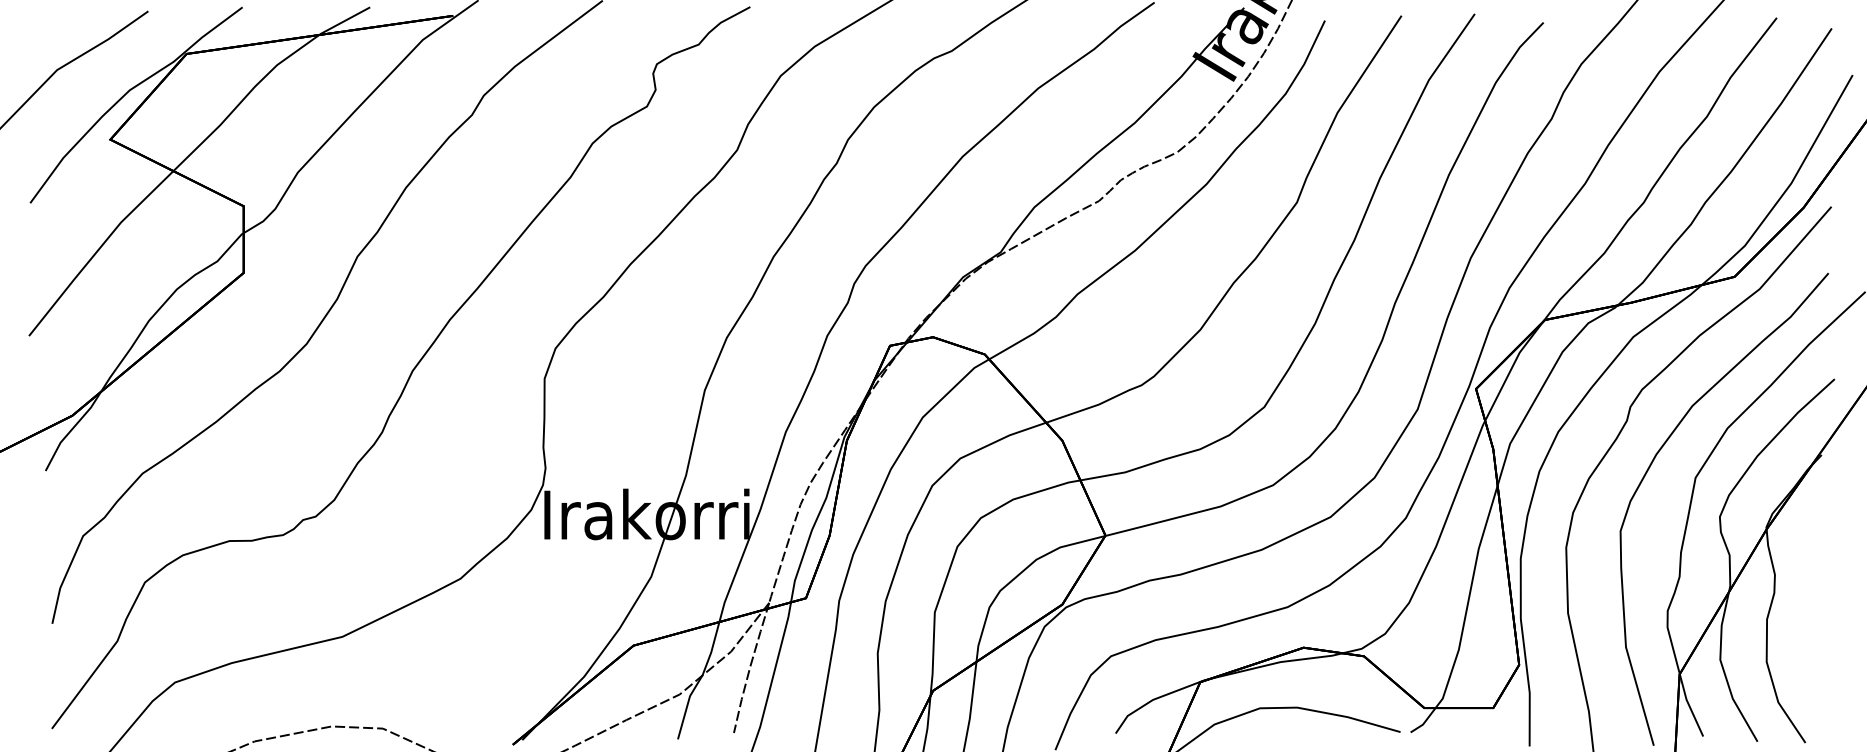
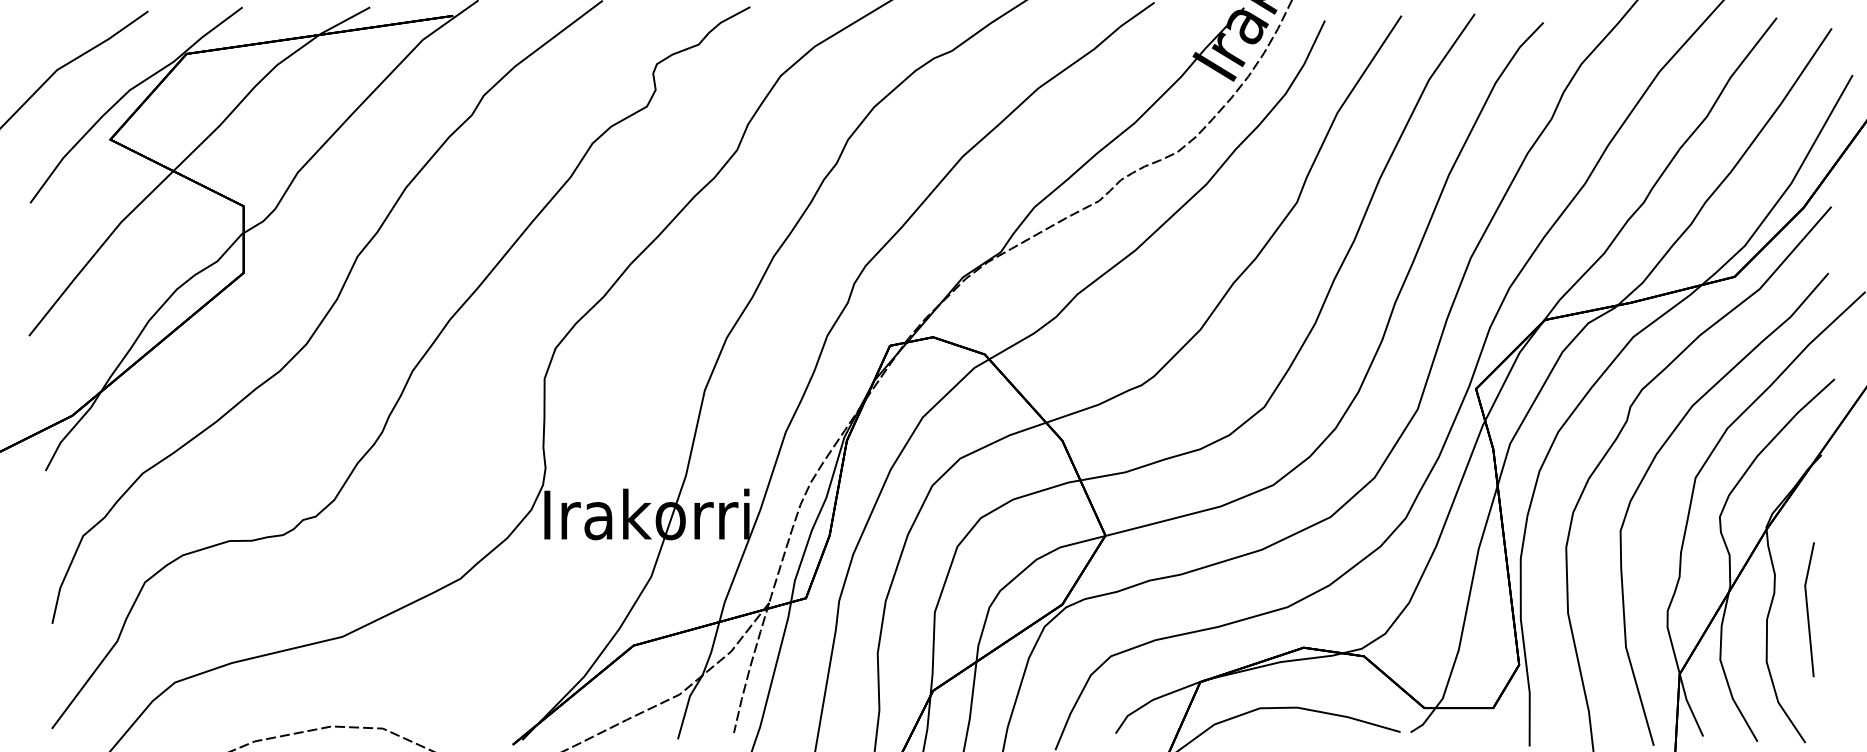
line: none -> present (1808, 609)
